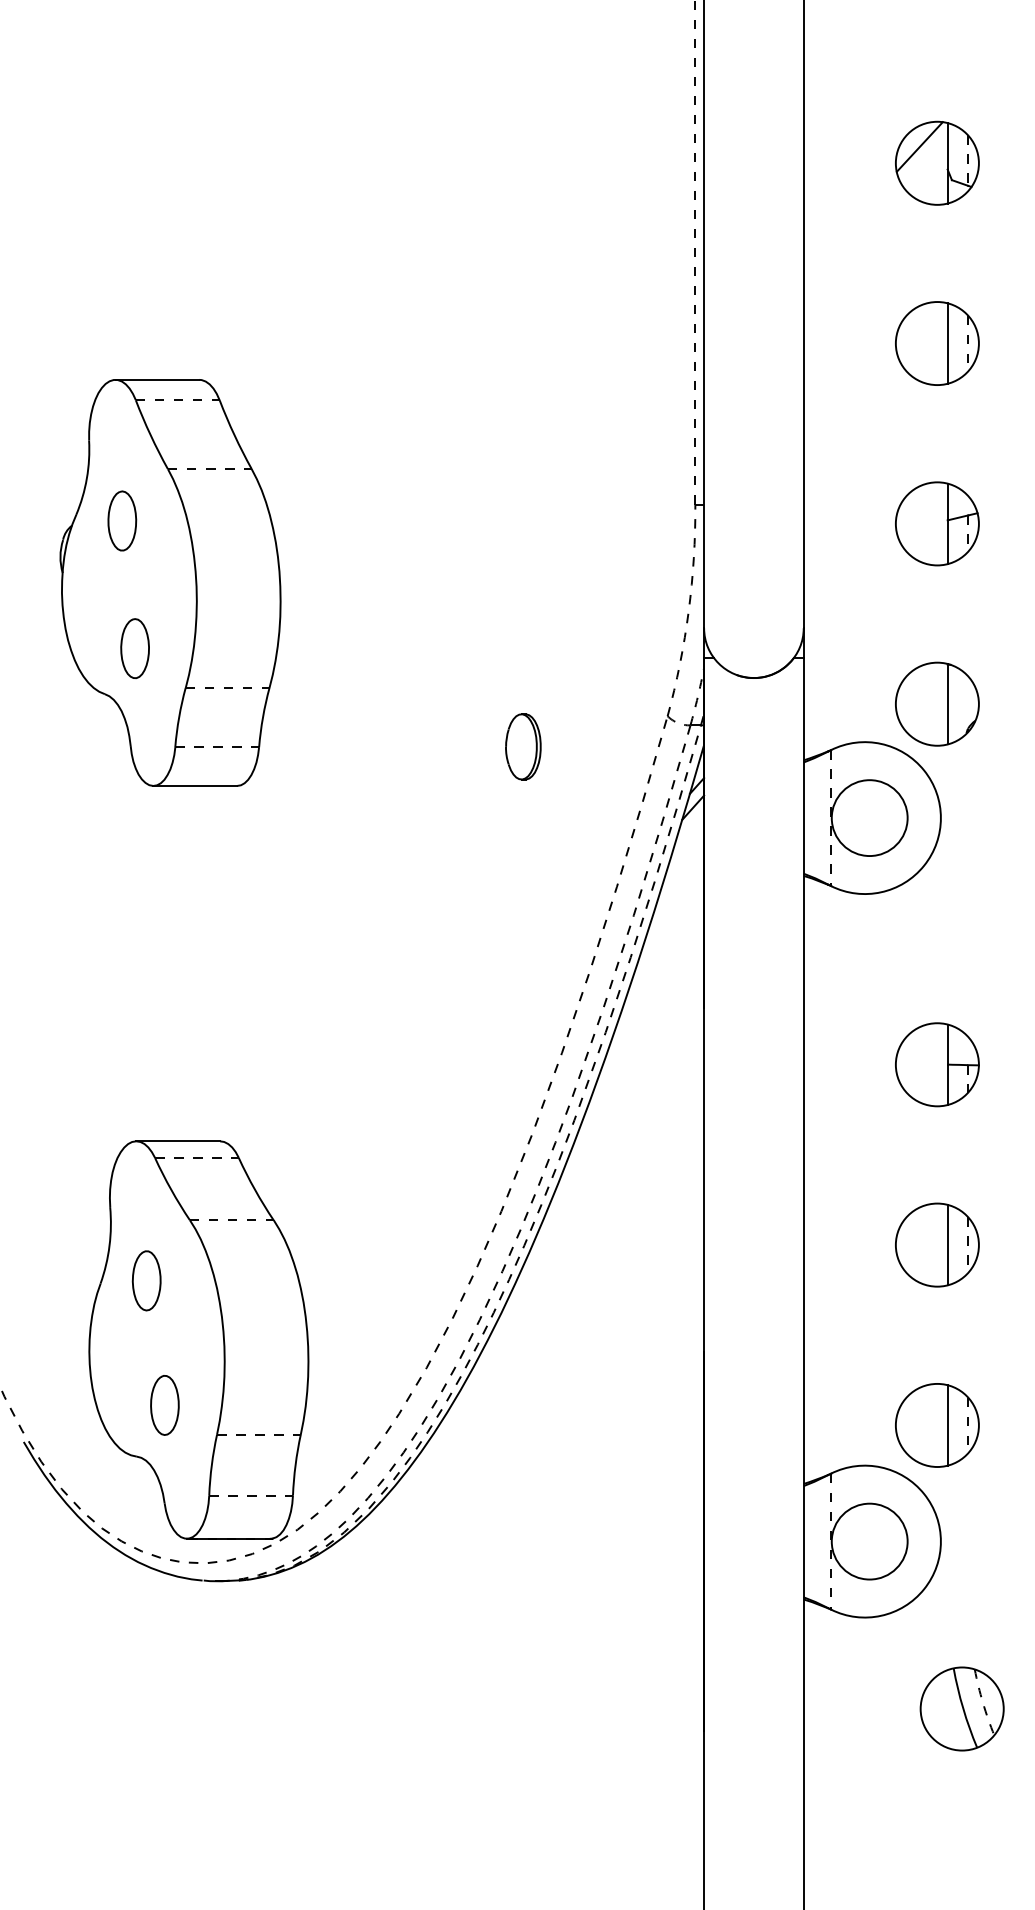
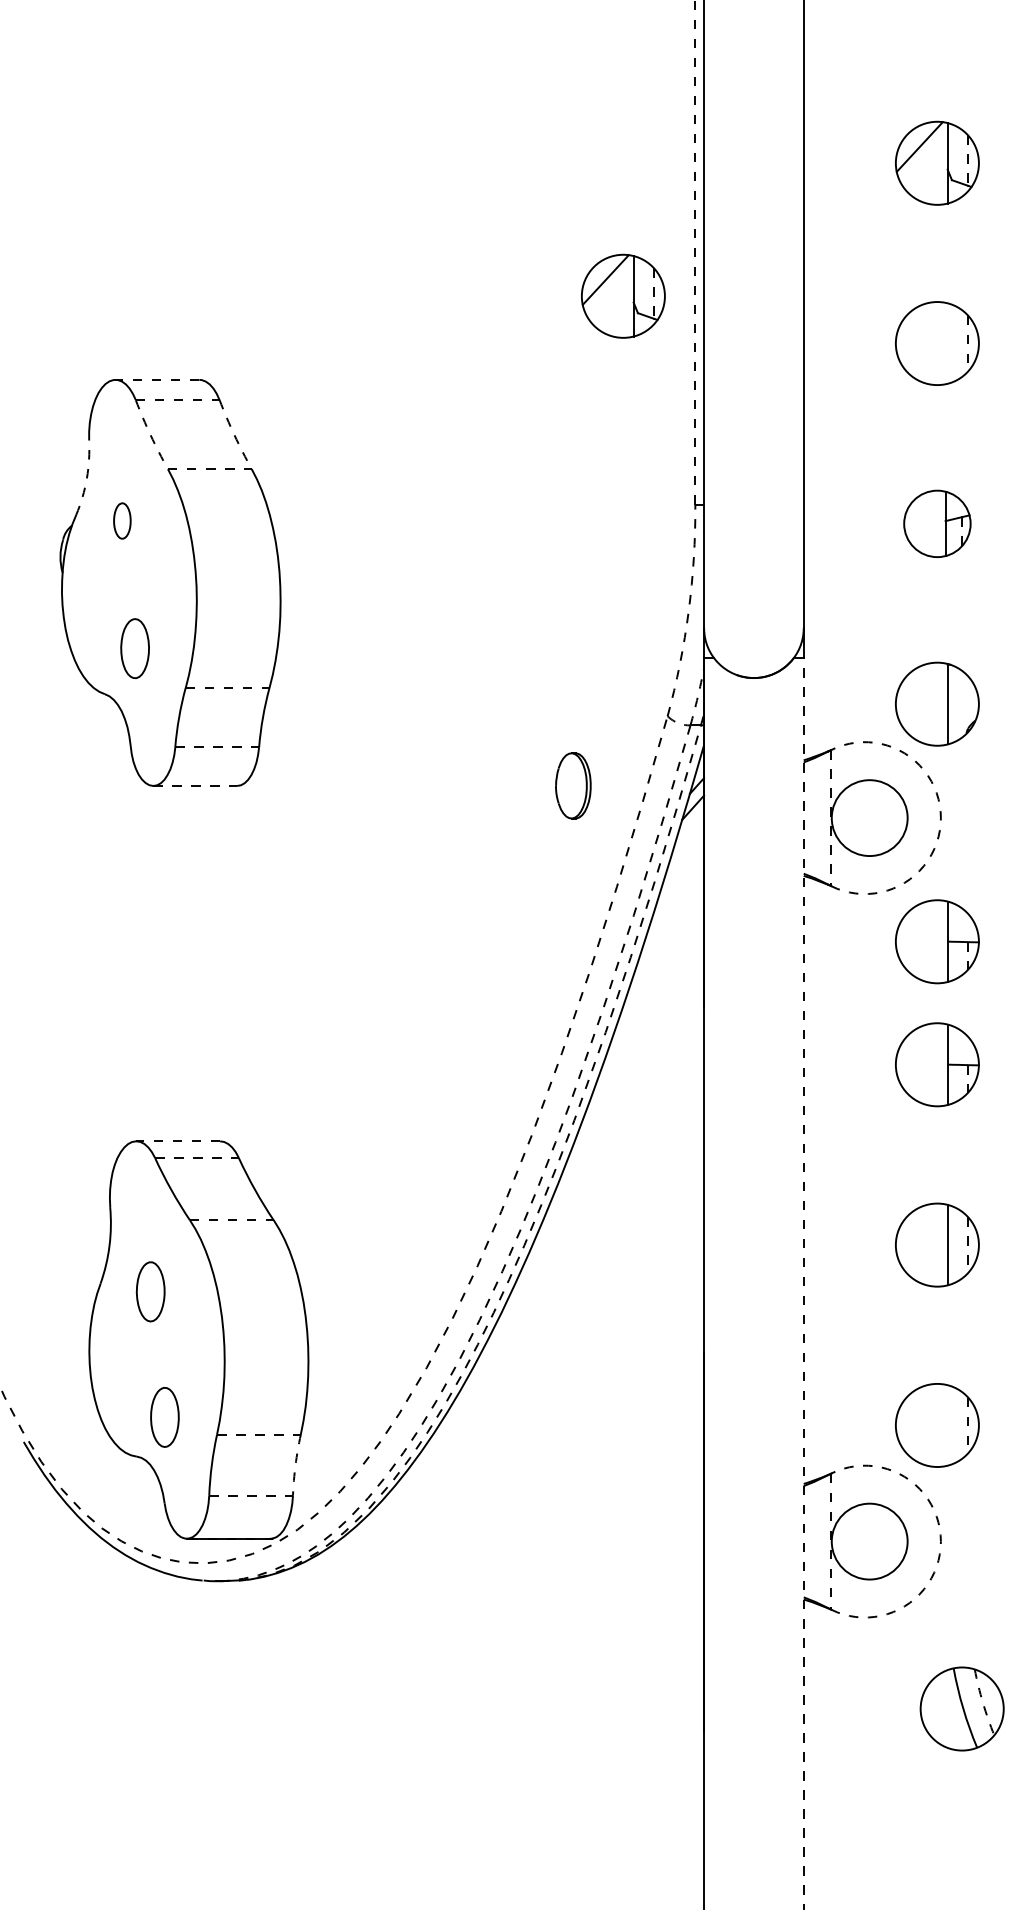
part: none -> present (623, 295)
line: present -> none (947, 343)
line: solid -> dashed (157, 379)
arc: solid -> dashed (150, 435)
arc: solid -> dashed (234, 435)
arc: solid -> dashed (86, 478)
part size: 31x62 px -> 19x38 px (122, 520)
part size: 85x86 px -> 69x69 px (937, 523)
part position: (523, 746) -> (573, 785) (573, 785)
line: solid -> dashed (195, 785)
arc: solid -> dashed (940, 818)
part: none -> present (937, 941)
line: solid -> dashed (178, 1141)
part position: (146, 1280) -> (150, 1291) (150, 1291)
line: solid -> dashed (803, 1283)
part position: (164, 1405) -> (164, 1417) (164, 1417)
line: present -> none (947, 1425)
arc: solid -> dashed (295, 1465)
arc: solid -> dashed (940, 1541)
